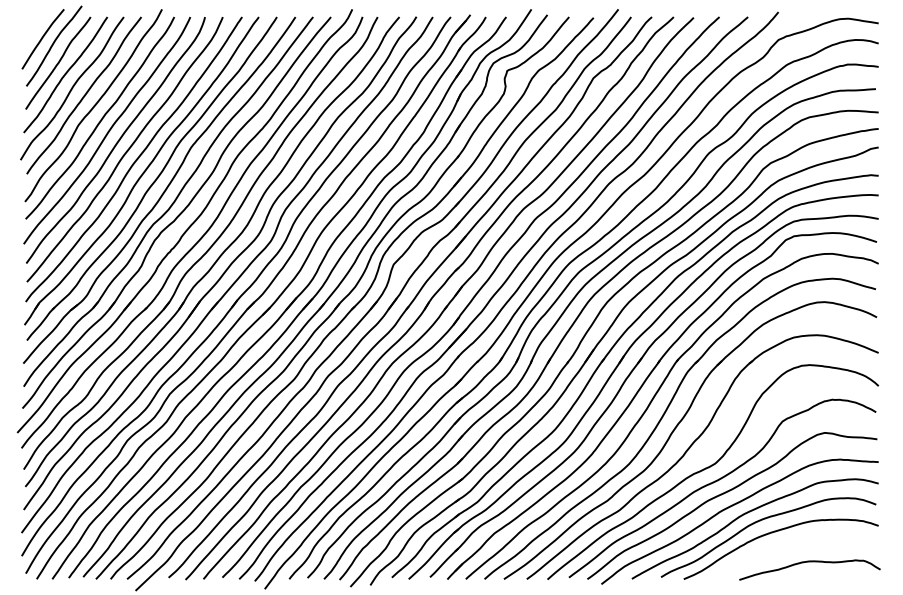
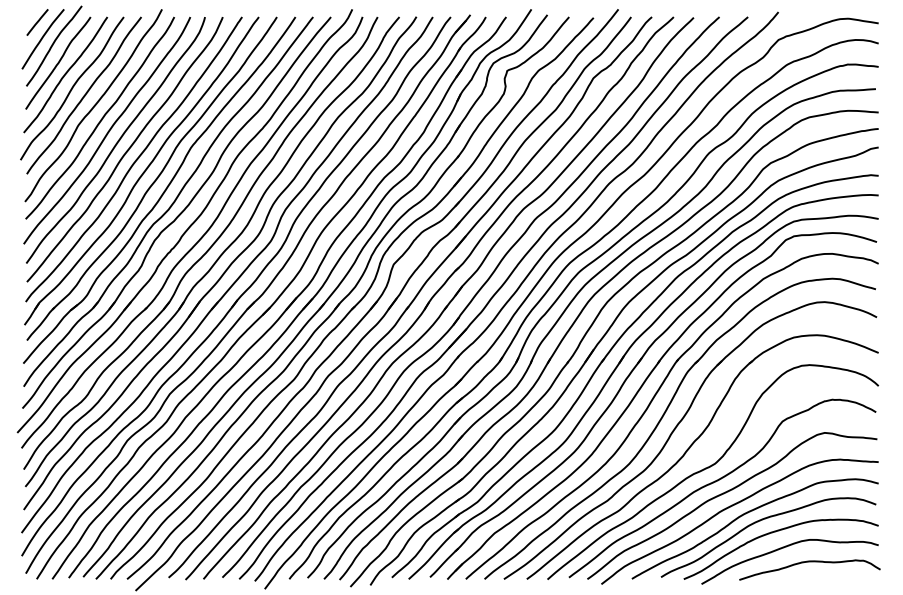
line: none -> present (37, 22)
curve: none -> present (786, 547)
